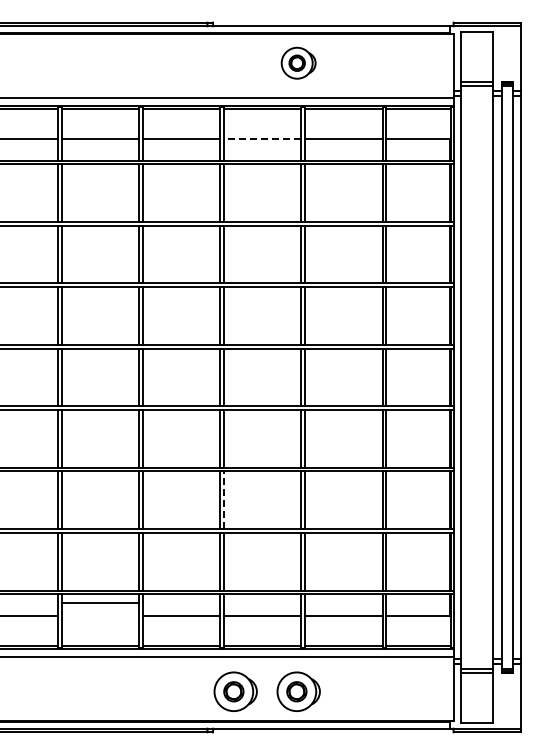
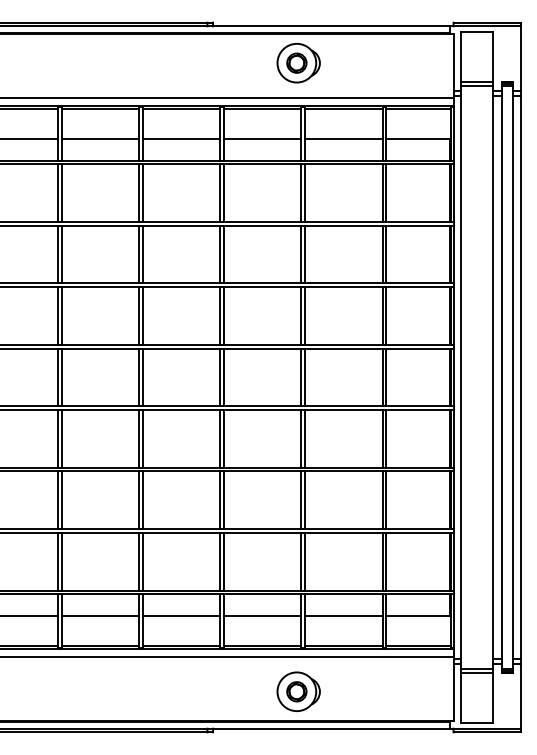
part size: 37x34 px -> 45x41 px (298, 63)
line: dashed -> solid (262, 138)
line: dashed -> solid (224, 500)
line position: (100, 603) -> (100, 616) (100, 616)
part: present -> none (235, 691)
